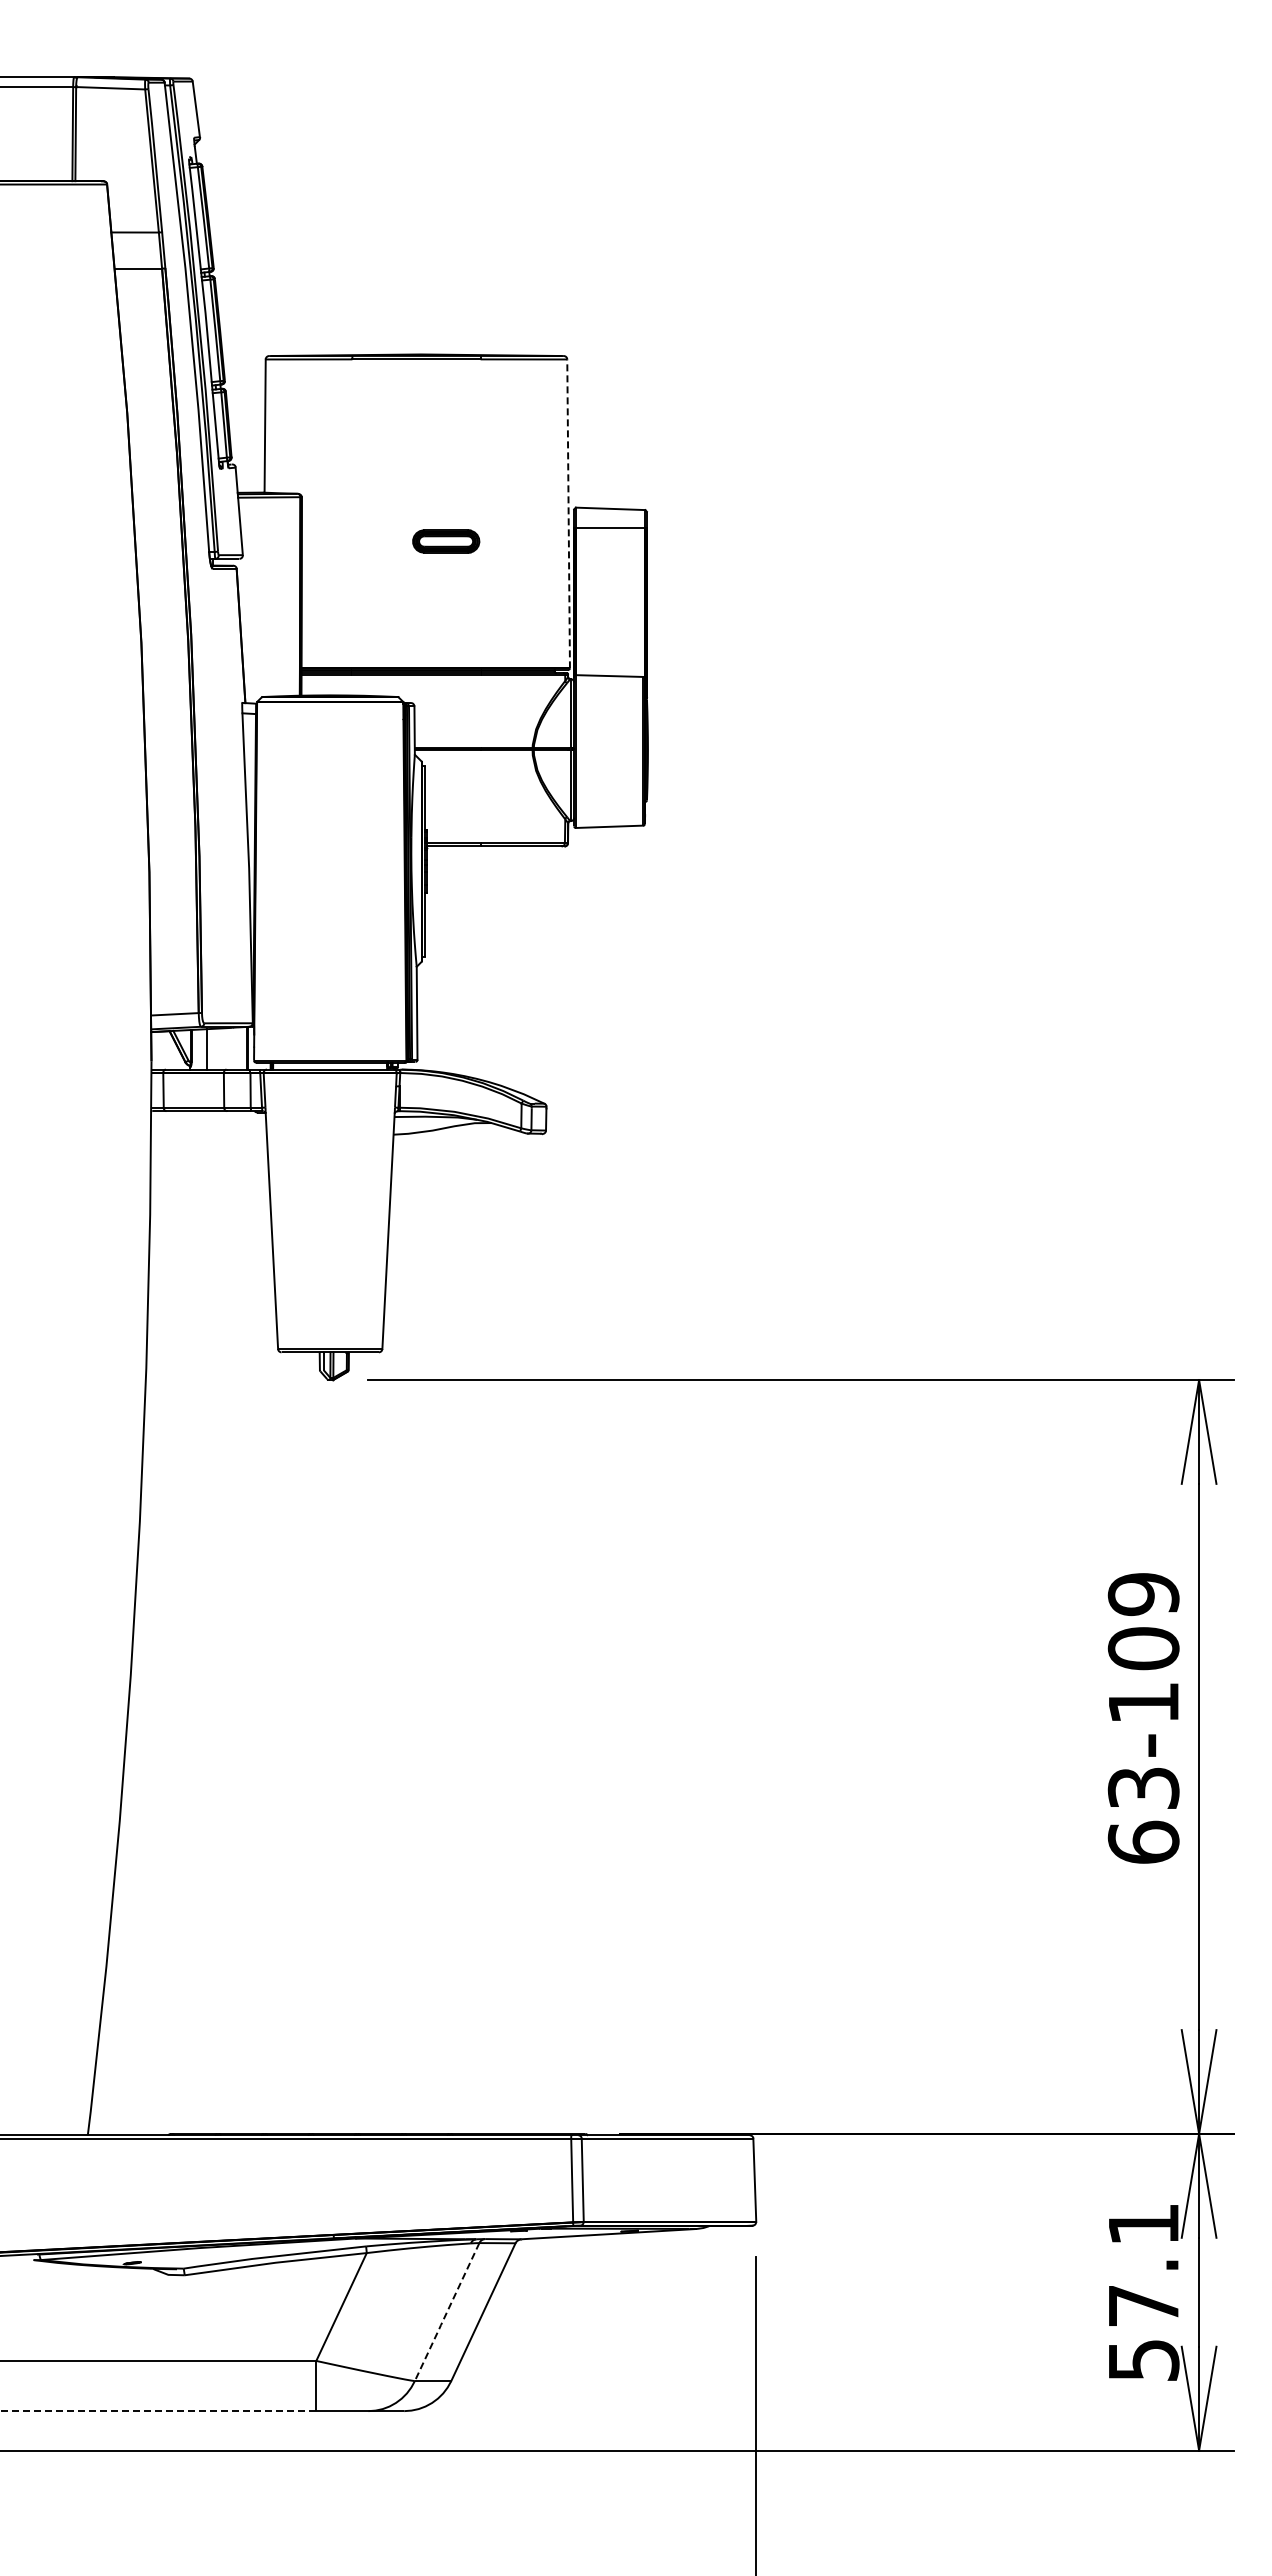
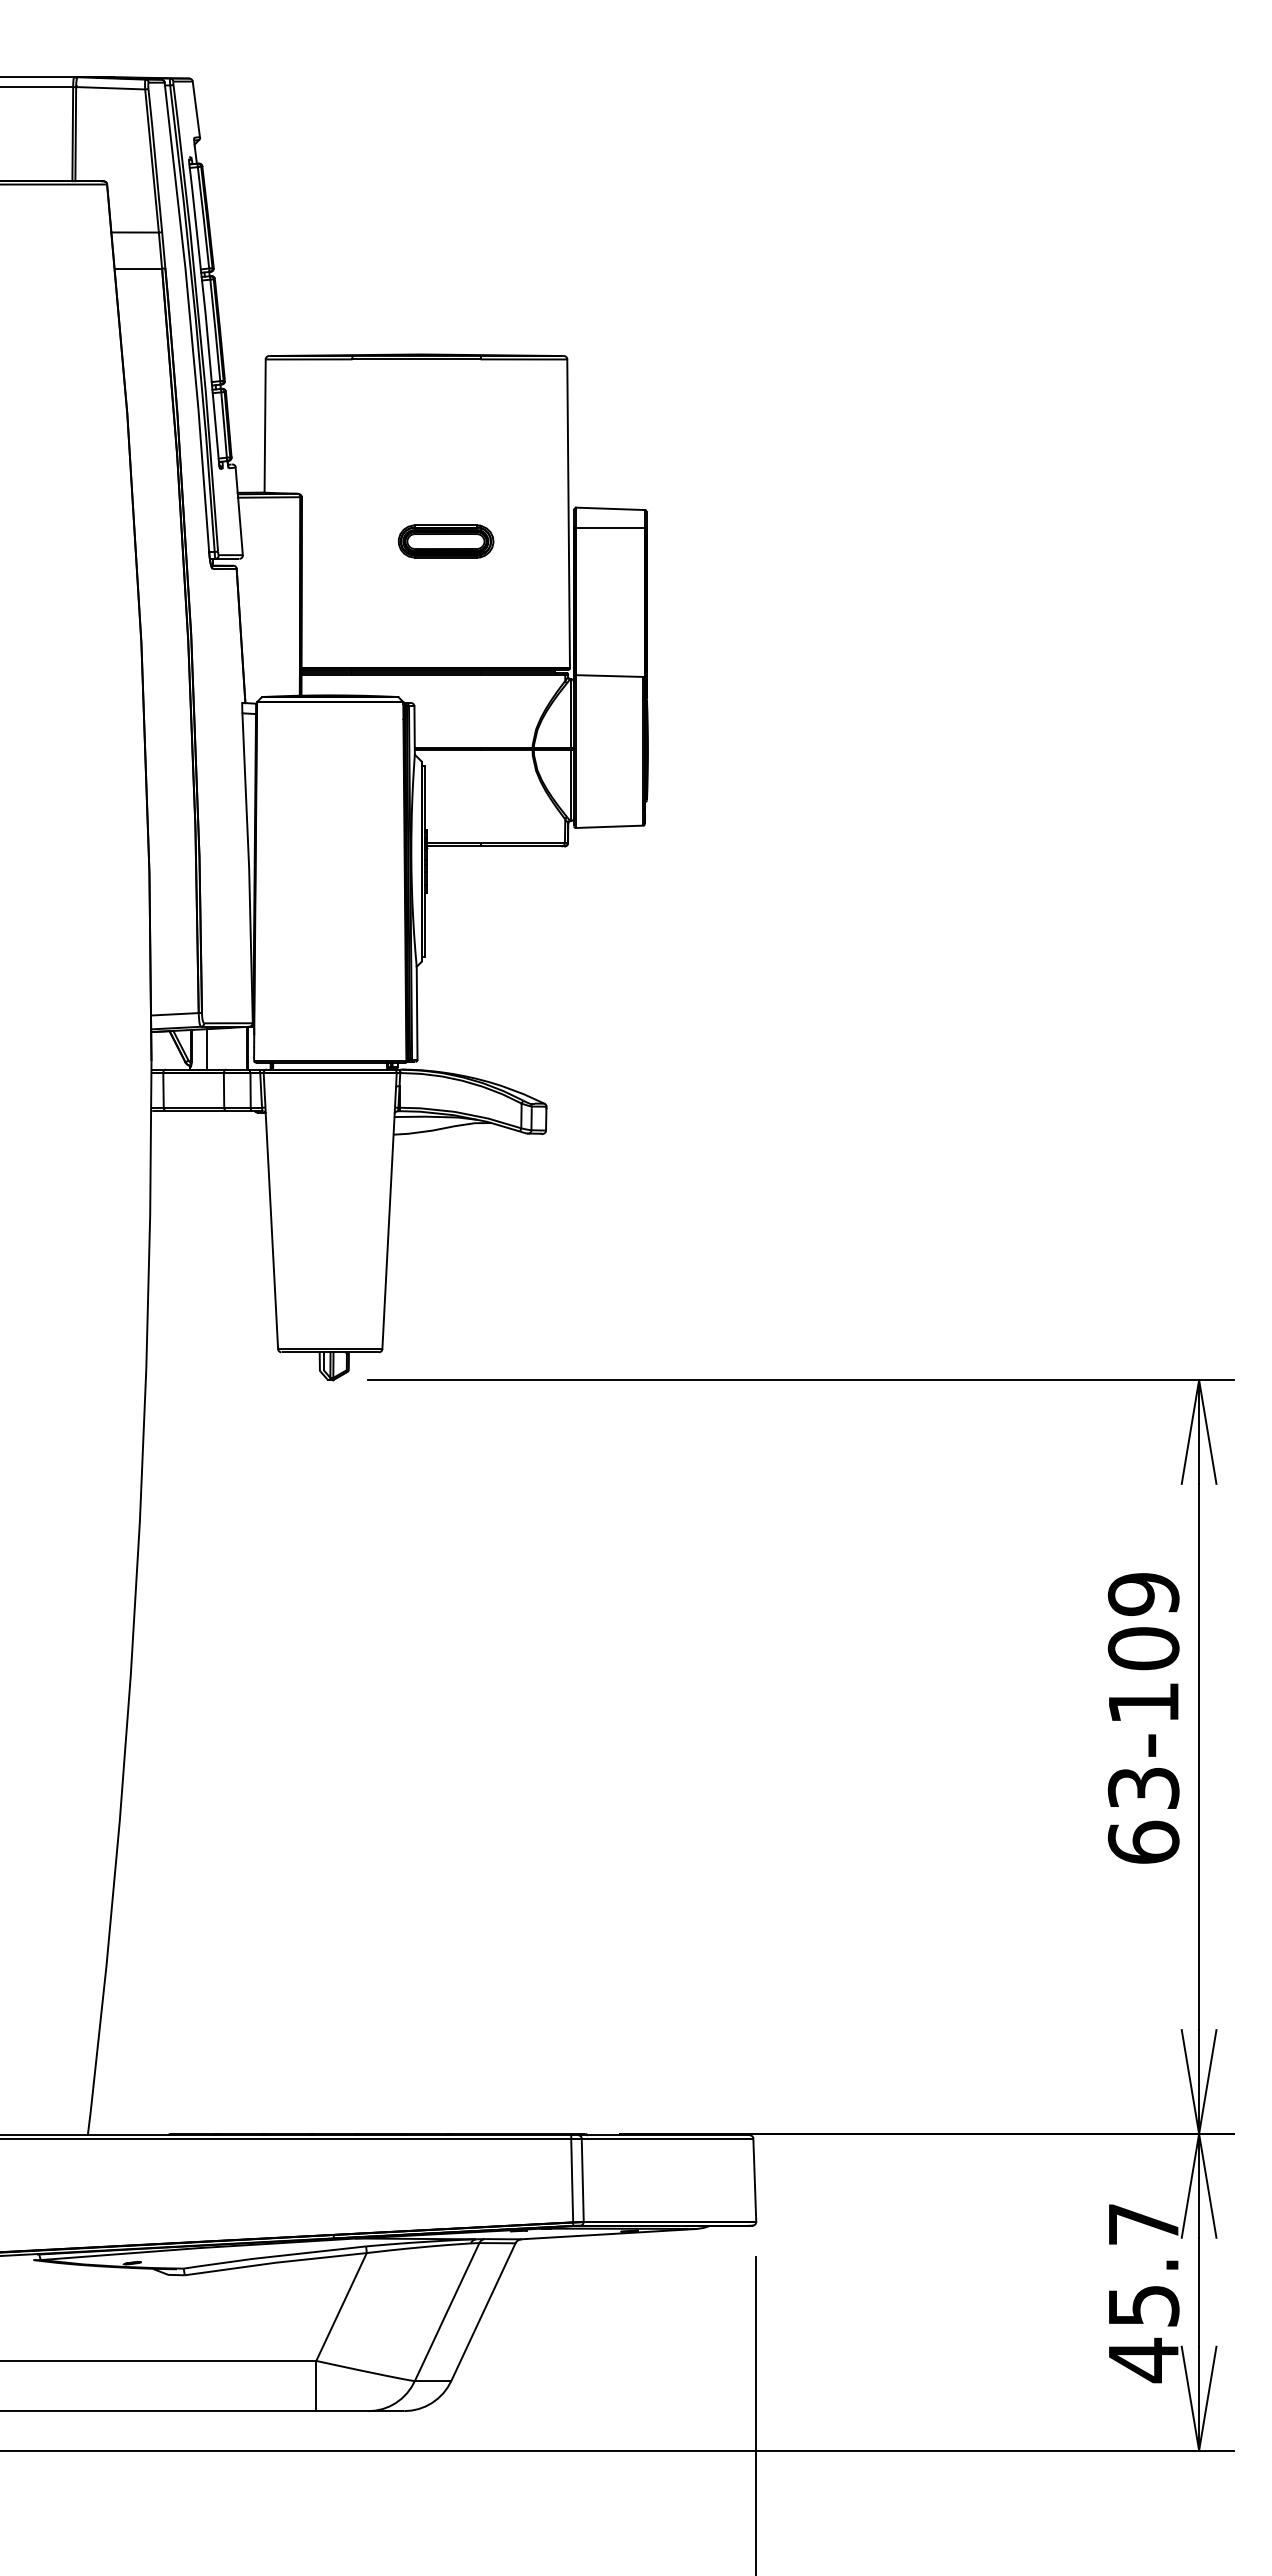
line: dashed -> solid (568, 513)
part size: 69x25 px -> 97x35 px (446, 541)
text: 57.1 -> 45.7 (1144, 2293)
line: dashed -> solid (446, 2313)
line: dashed -> solid (158, 2411)
